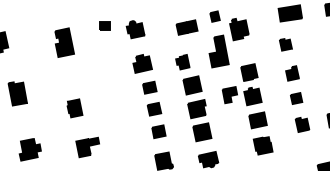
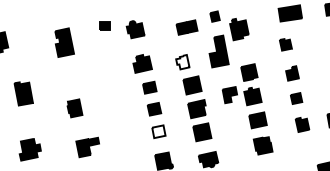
fill: present -> none (182, 61)
part position: (17, 93) -> (23, 93) (23, 93)
fill: present -> none (158, 131)
